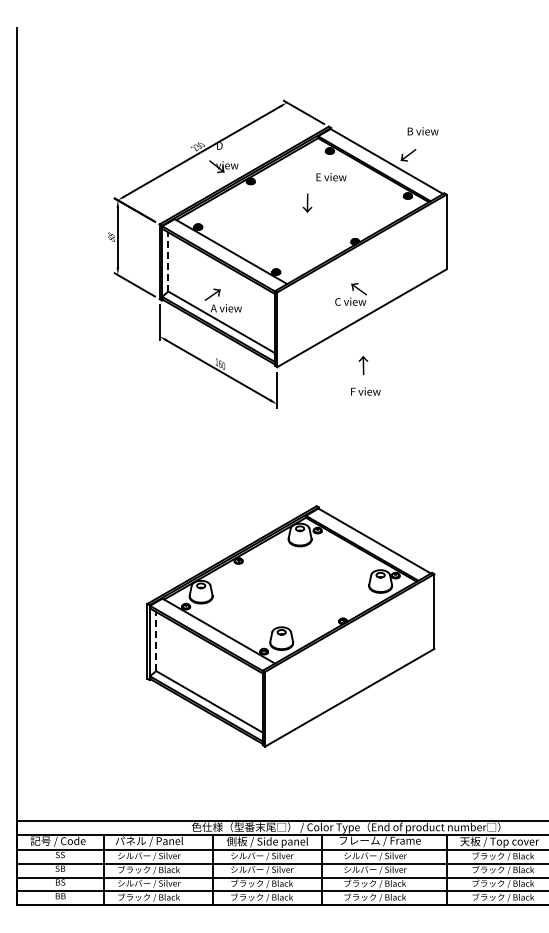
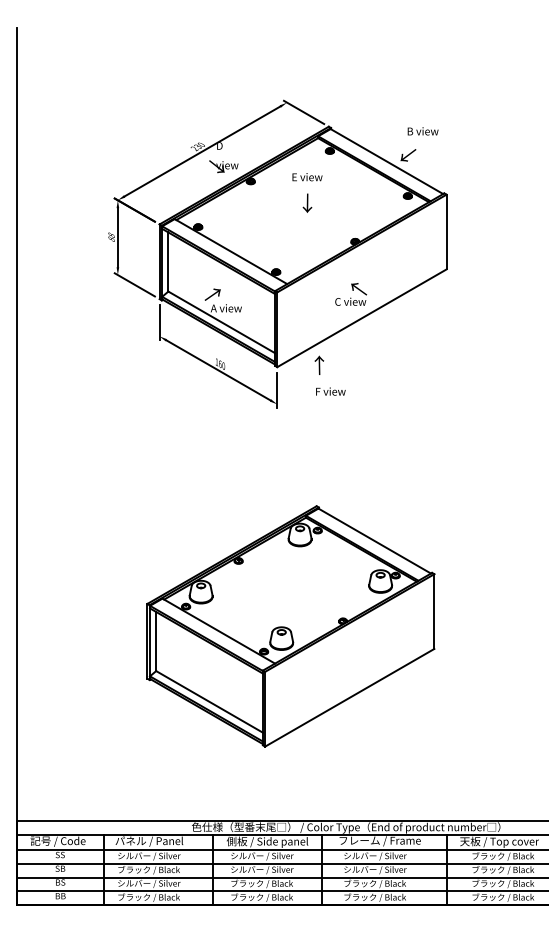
text position: (331, 177) -> (307, 177) (307, 177)
line: dashed -> solid (168, 262)
text position: (363, 364) -> (319, 364) (319, 364)
text position: (365, 391) -> (330, 391) (330, 391)
line: dashed -> solid (156, 641)
